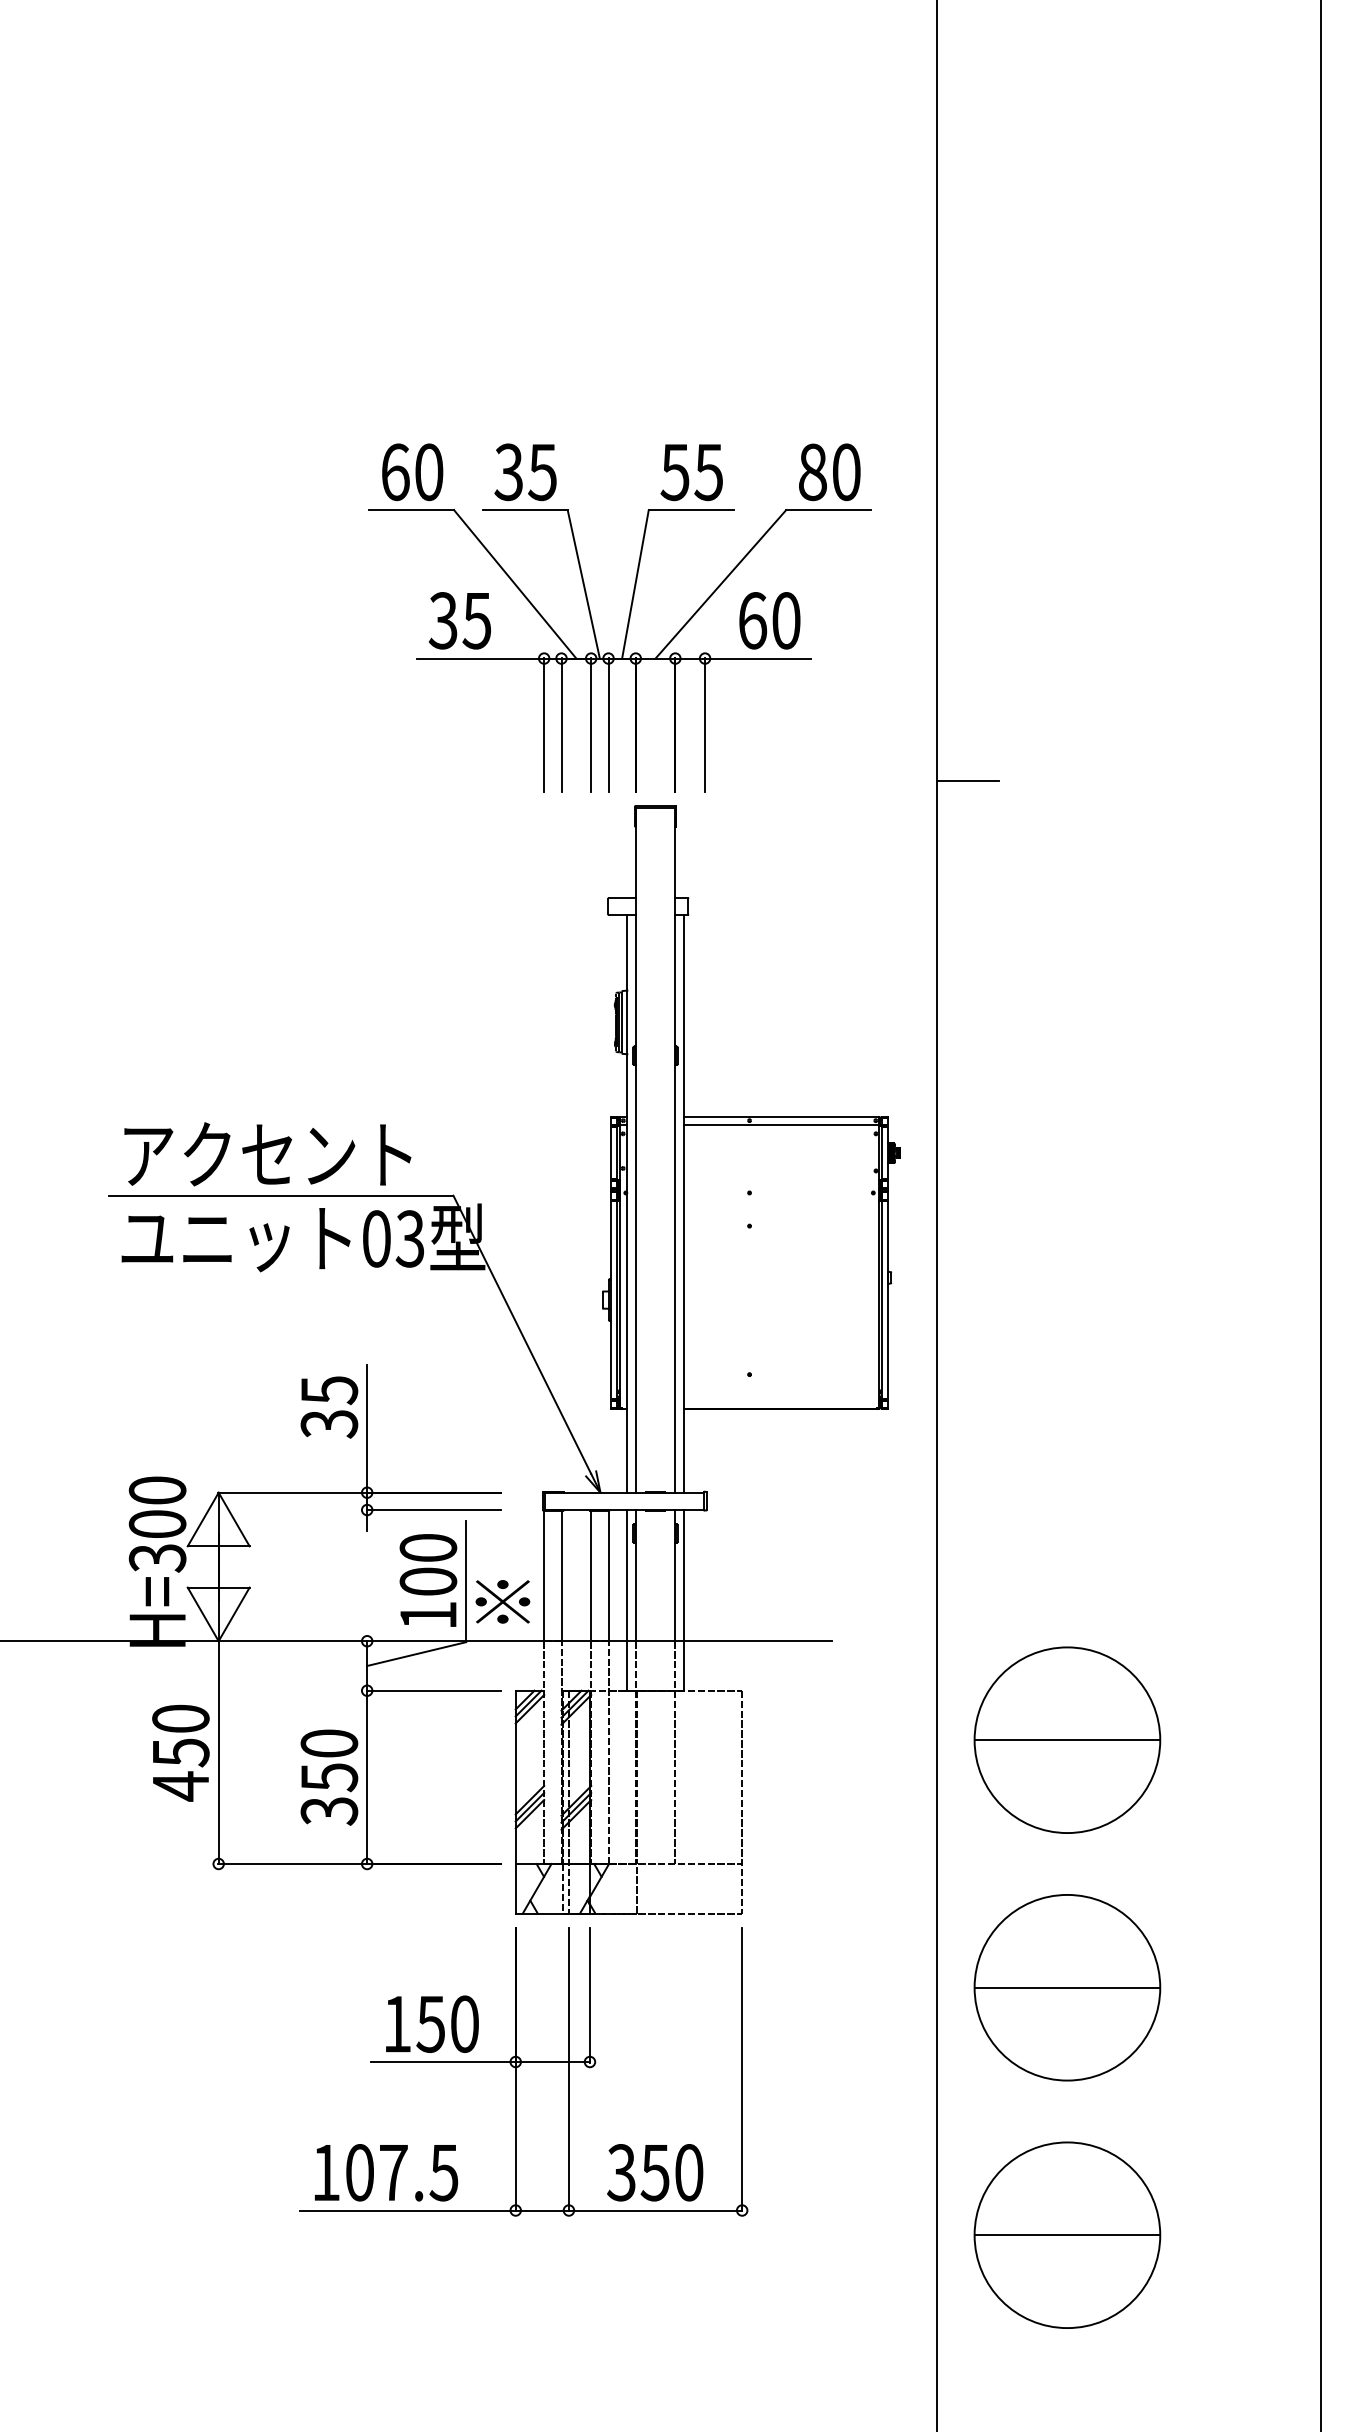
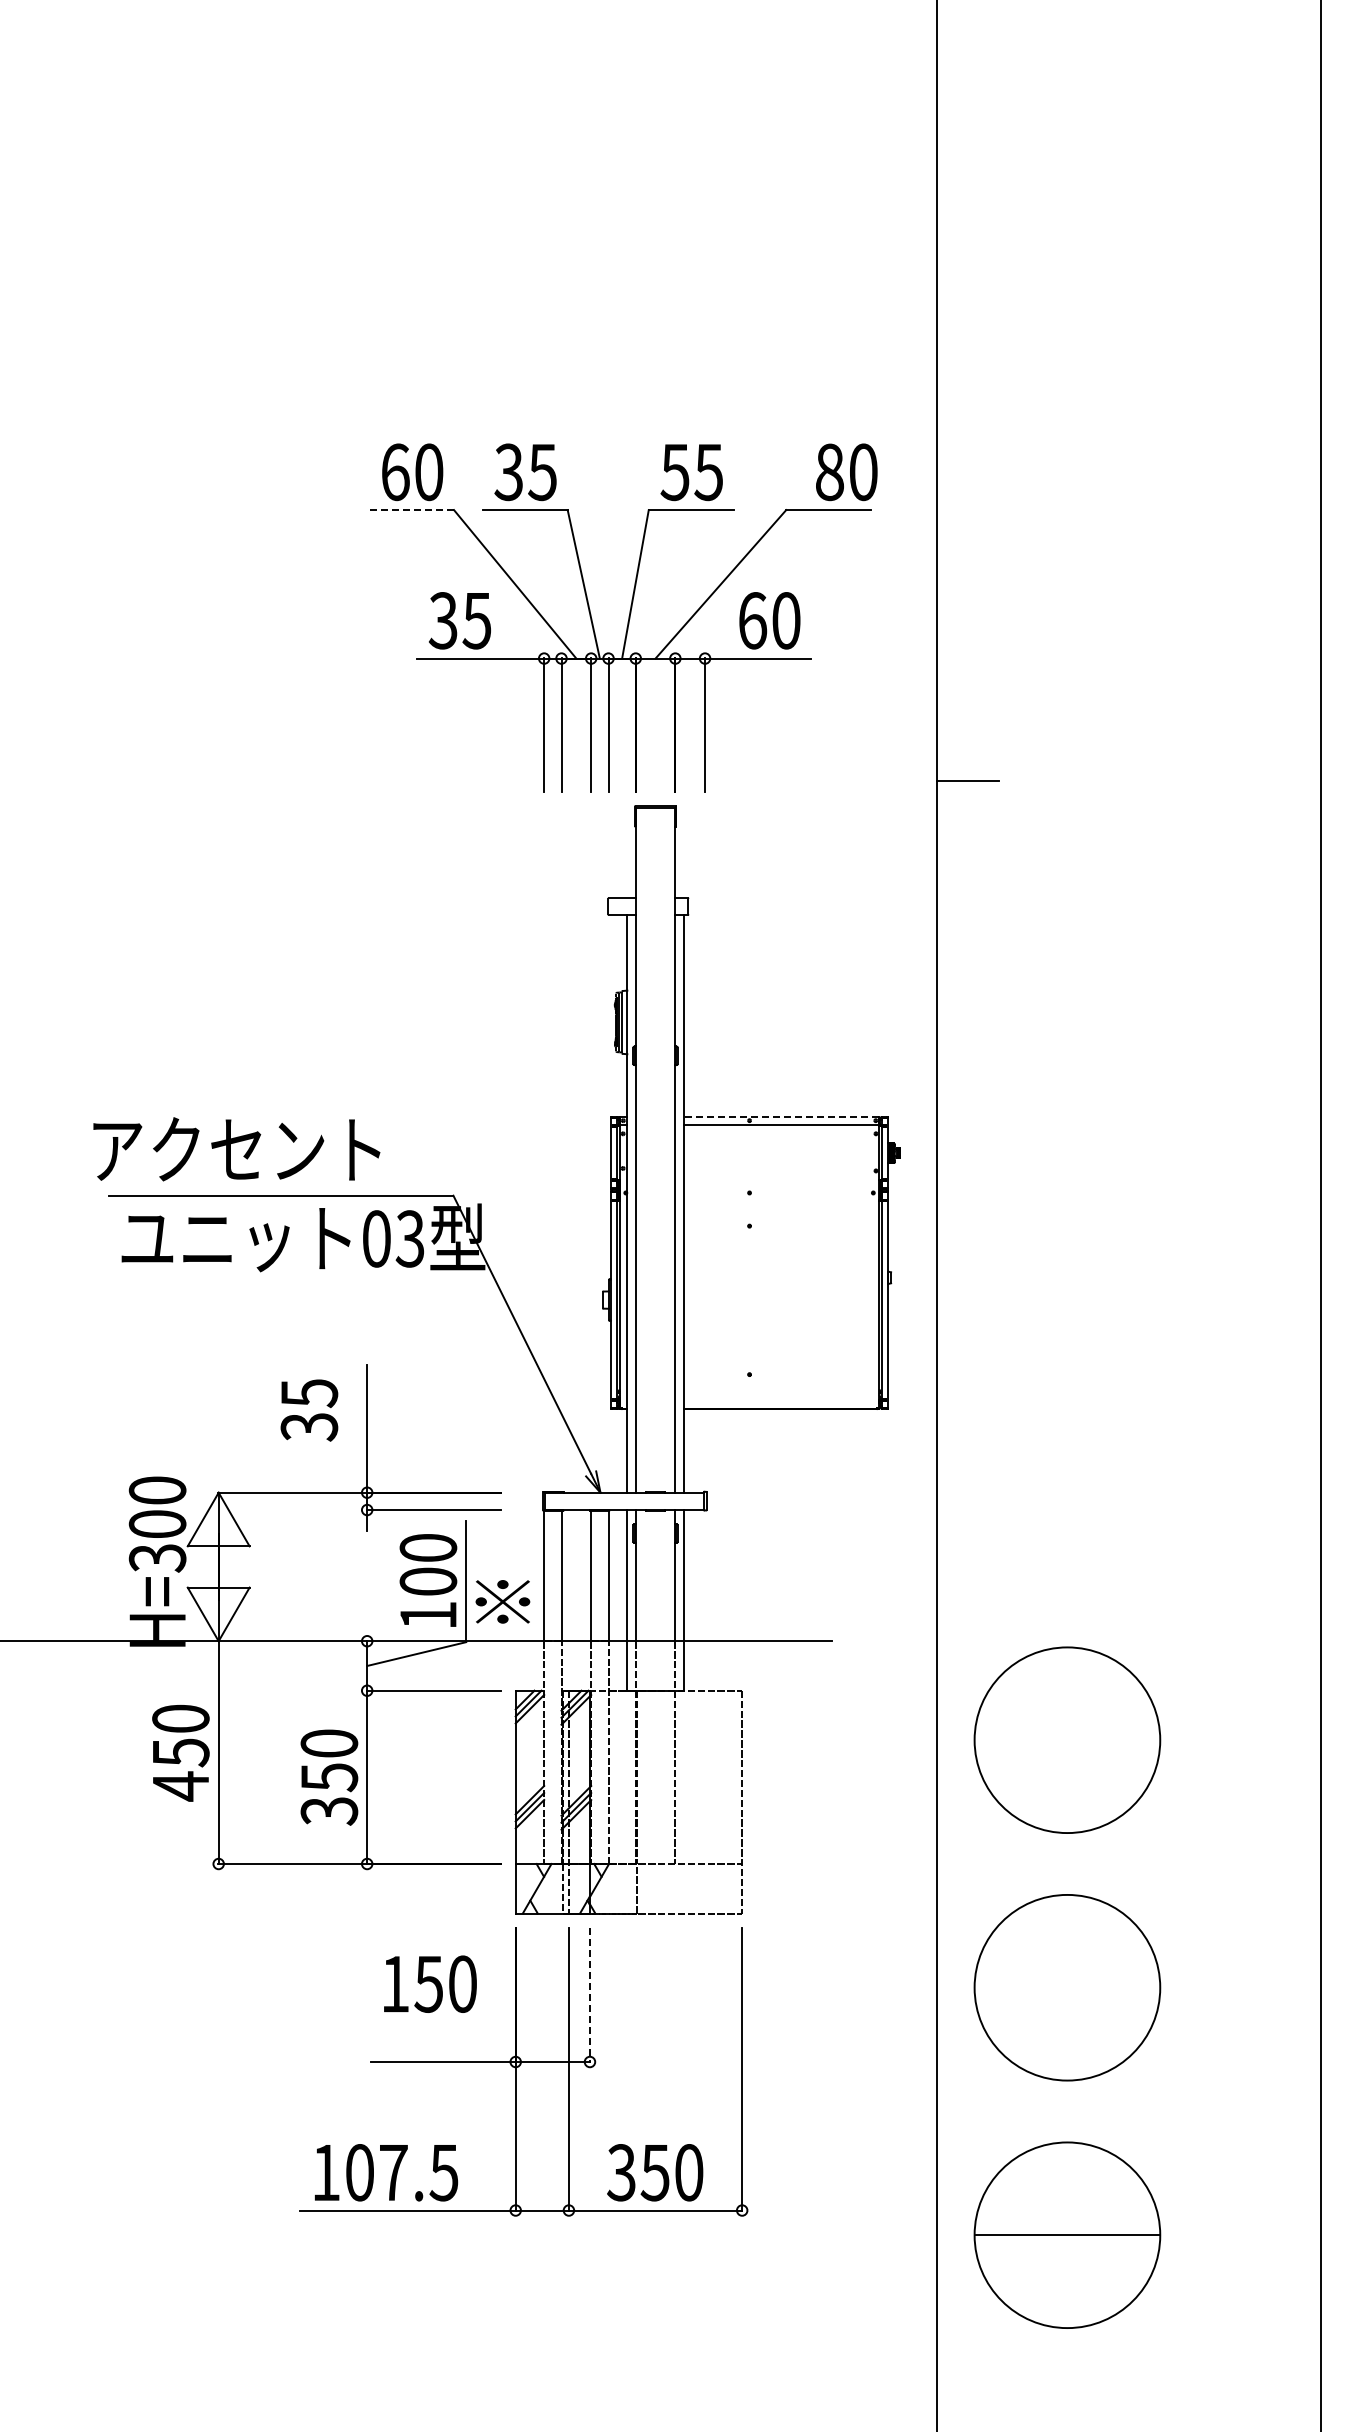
text position: (829, 472) -> (846, 472) (846, 472)
line: solid -> dashed (411, 510)
line: solid -> dashed (781, 1117)
text position: (267, 1154) -> (236, 1149) (236, 1149)
text position: (329, 1407) -> (309, 1410) (309, 1410)
line: present -> none (1067, 1740)
line: present -> none (1067, 1987)
line: solid -> dashed (589, 1995)
text position: (432, 2023) -> (430, 1983) (430, 1983)
